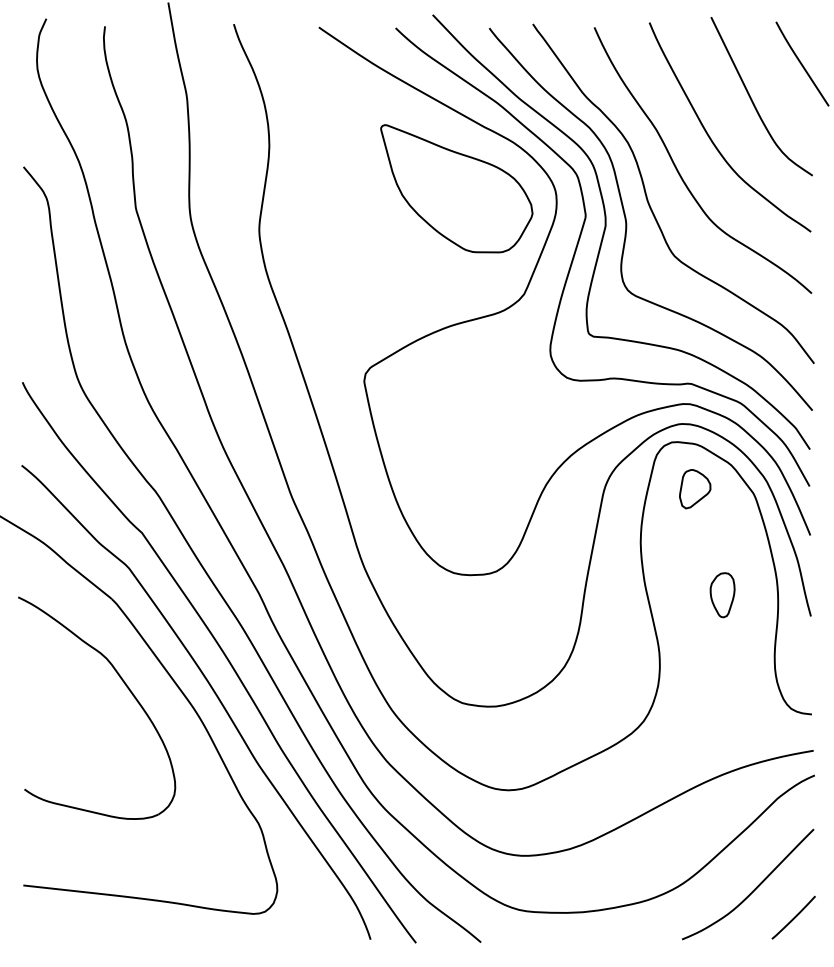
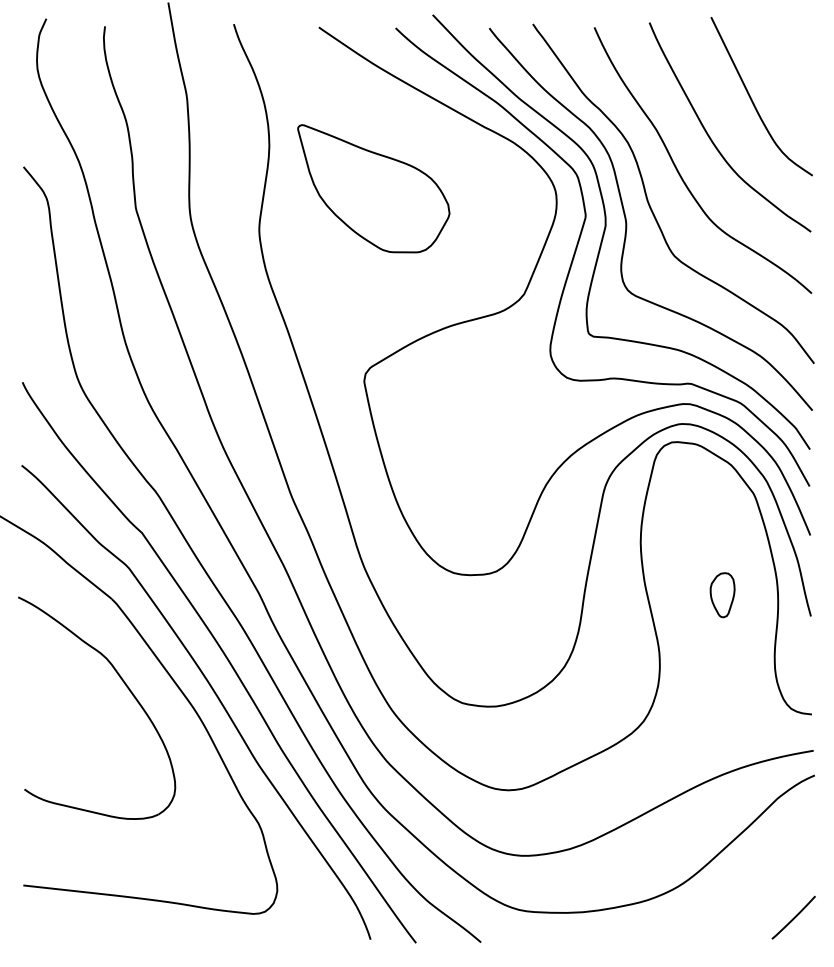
curve: present -> none (802, 63)
part position: (456, 188) -> (373, 188) (373, 188)
part: present -> none (695, 489)
curve: present -> none (753, 889)
